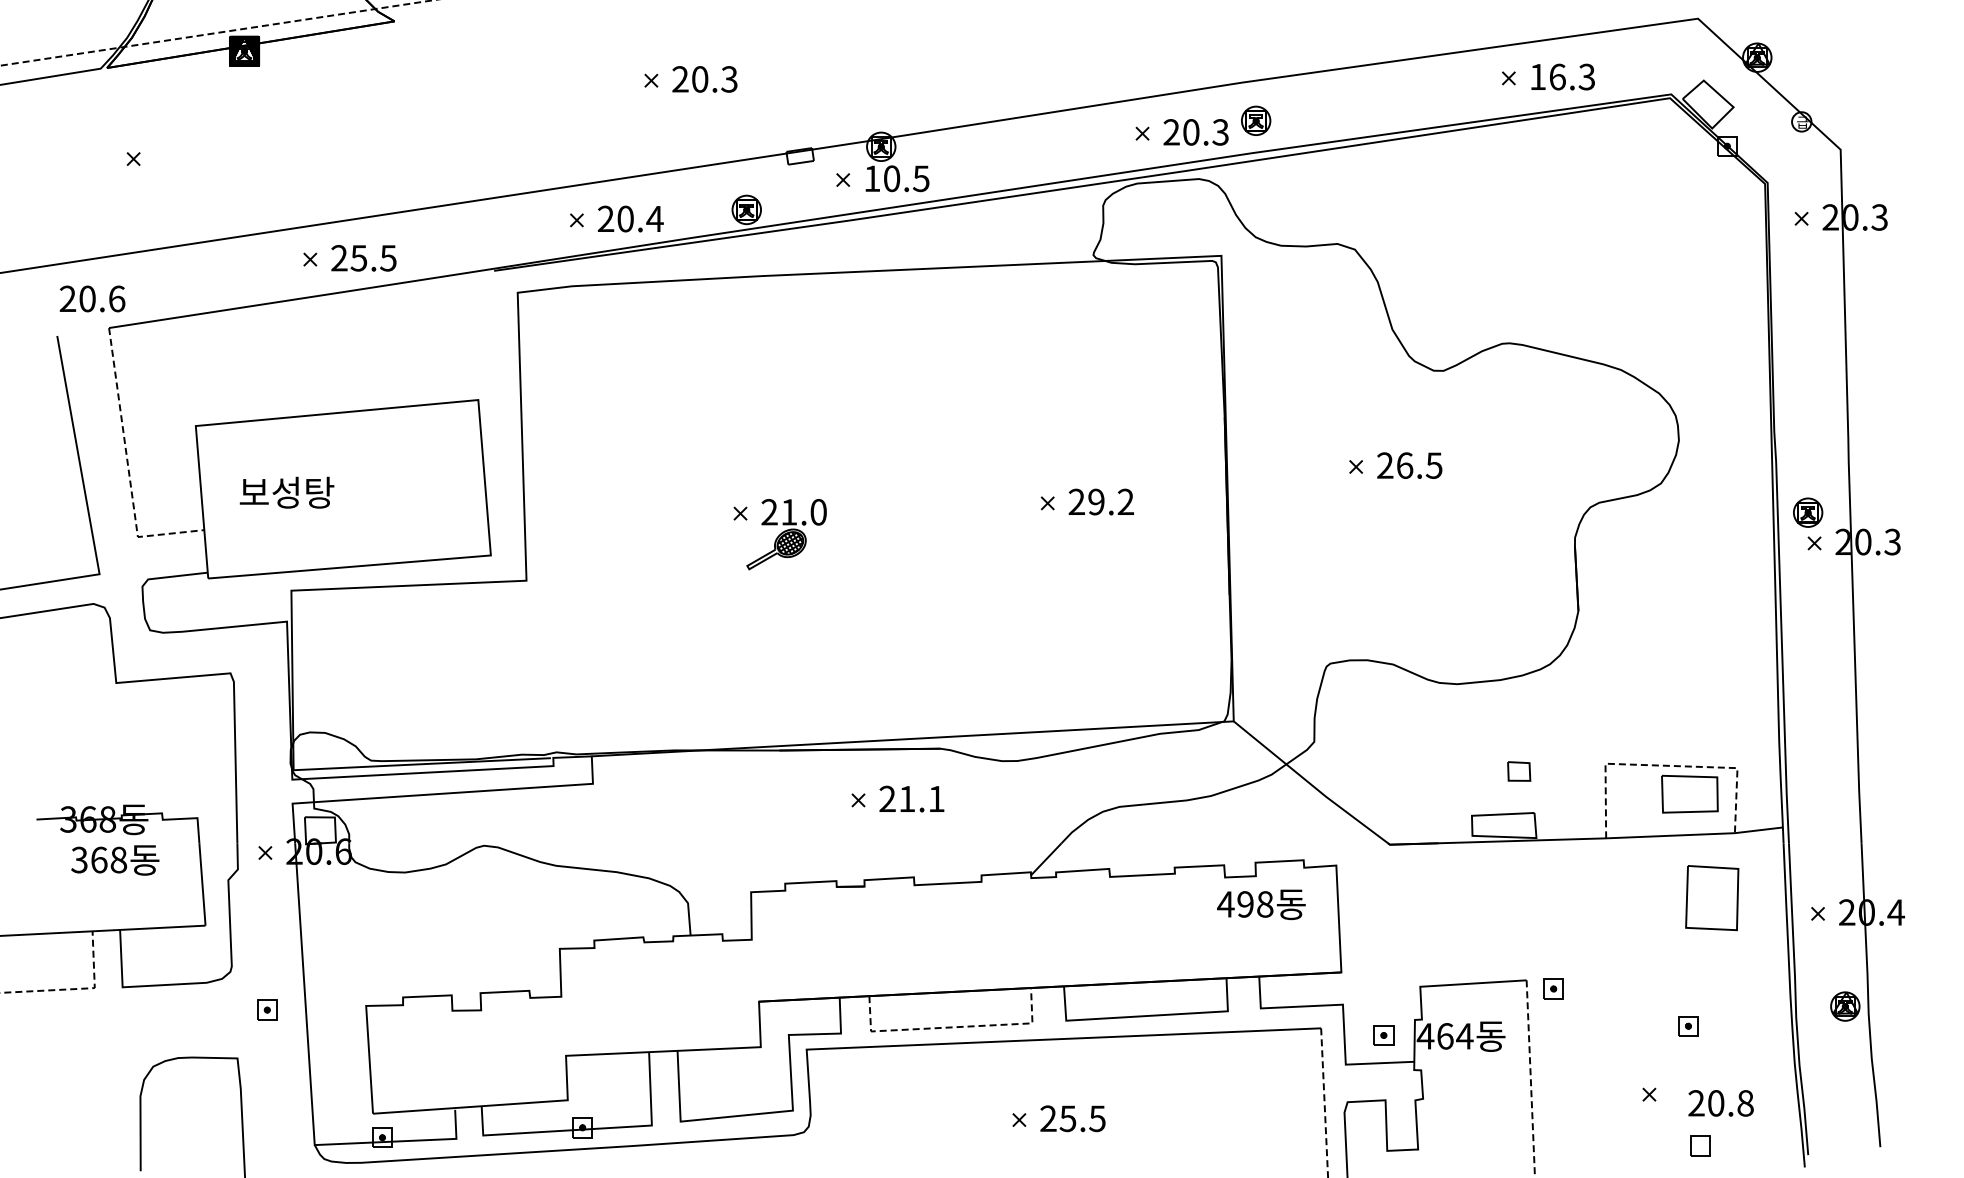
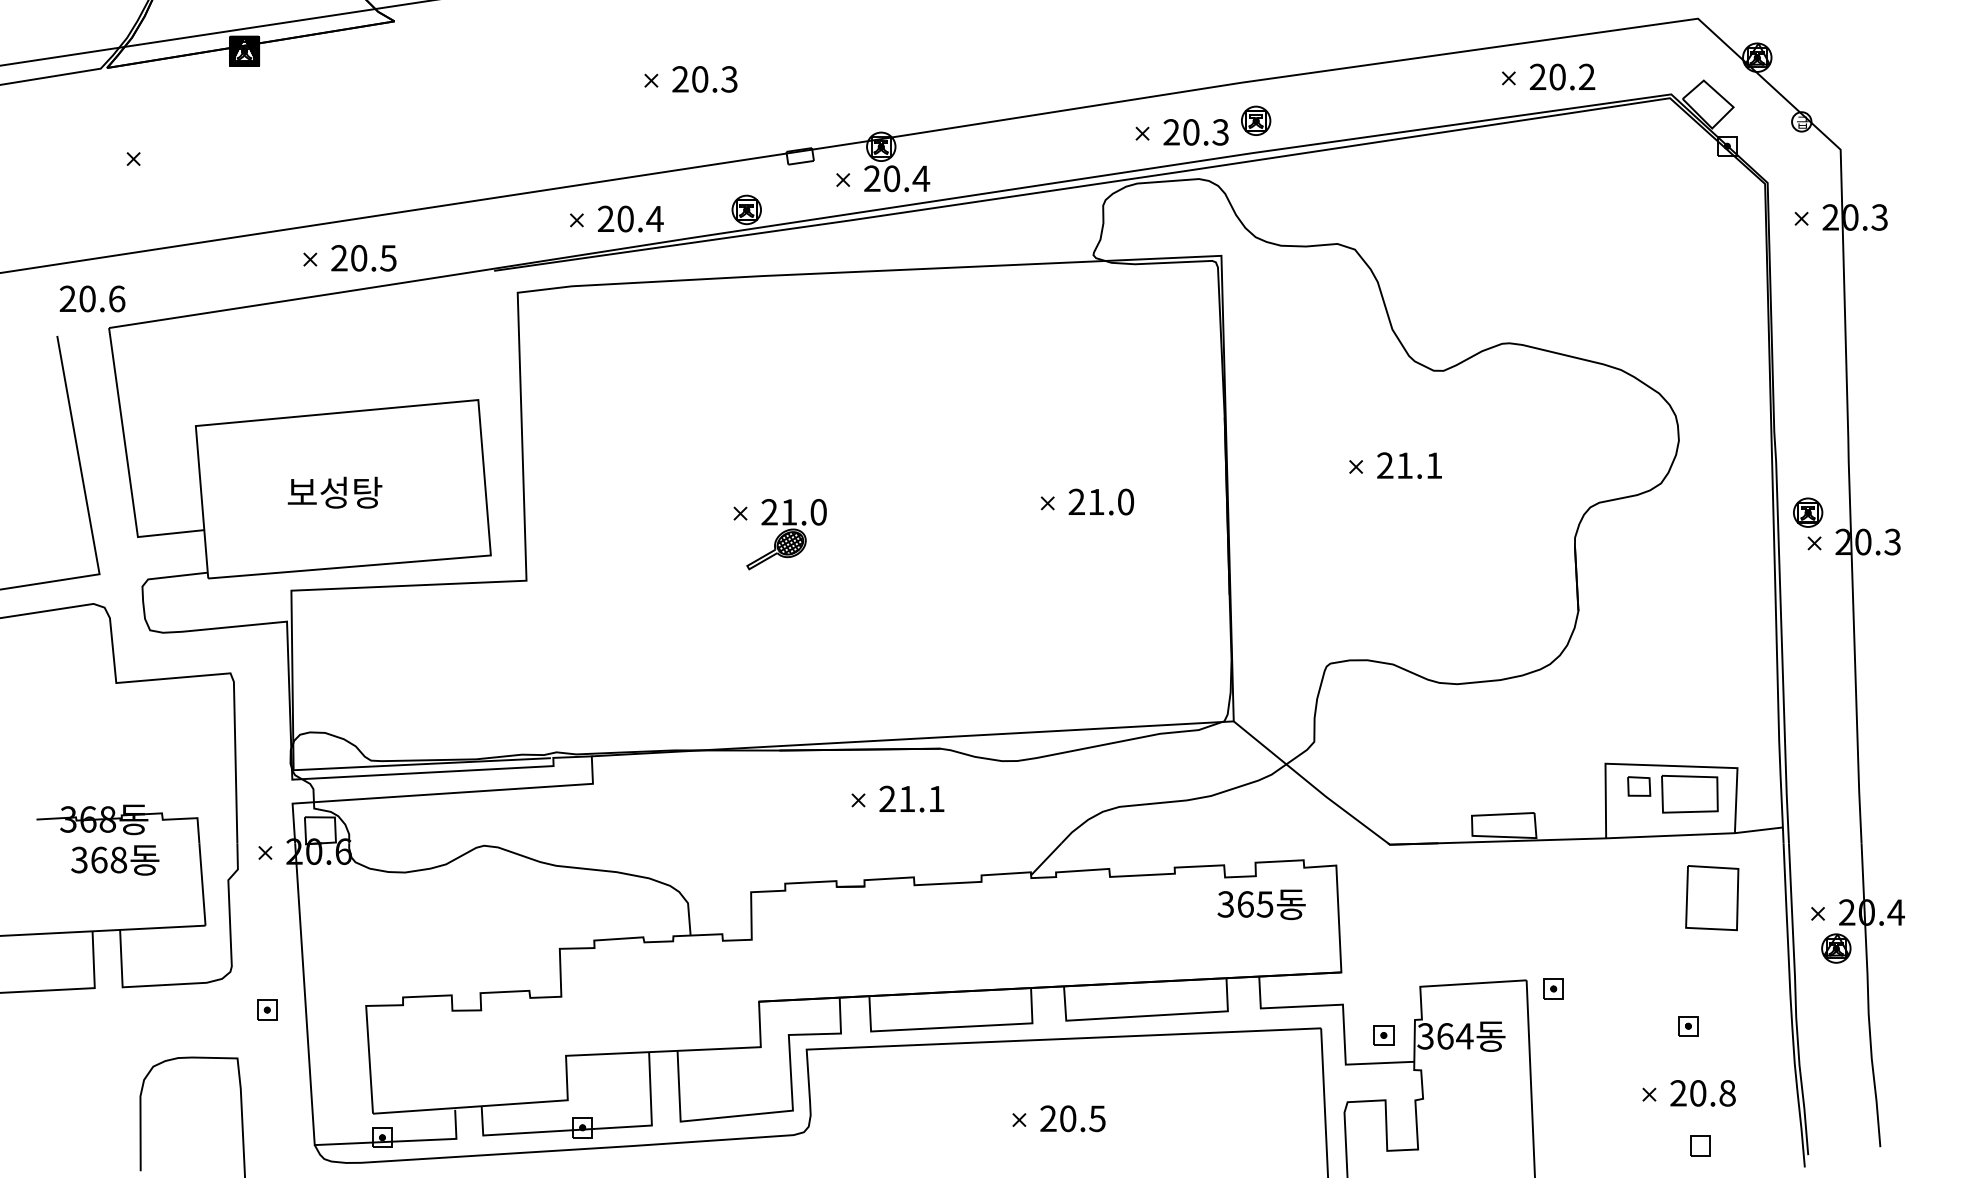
line: dashed -> solid (217, 32)
text: 16.3 -> 20.2 (1562, 76)
text: 10.5 -> 20.4 (897, 178)
text: 25.5 -> 20.5 (358, 258)
text: 26.5 -> 21.1 (1419, 465)
line: dashed -> solid (128, 466)
text position: (286, 492) -> (334, 492) (334, 492)
text: 29.2 -> 21.0 (1111, 501)
line: dashed -> solid (1667, 765)
part position: (1519, 771) -> (1639, 786) (1639, 786)
text: 498 -> 365 (1245, 904)
line: dashed -> solid (76, 989)
part position: (1845, 1006) -> (1836, 948) (1836, 948)
line: dashed -> solid (951, 1027)
text: 464 -> 364 (1425, 1036)
line: dashed -> solid (1530, 1079)
line: dashed -> solid (1324, 1103)
text position: (1720, 1103) -> (1702, 1093) (1702, 1093)
text: 25.5 -> 20.5 (1067, 1118)
